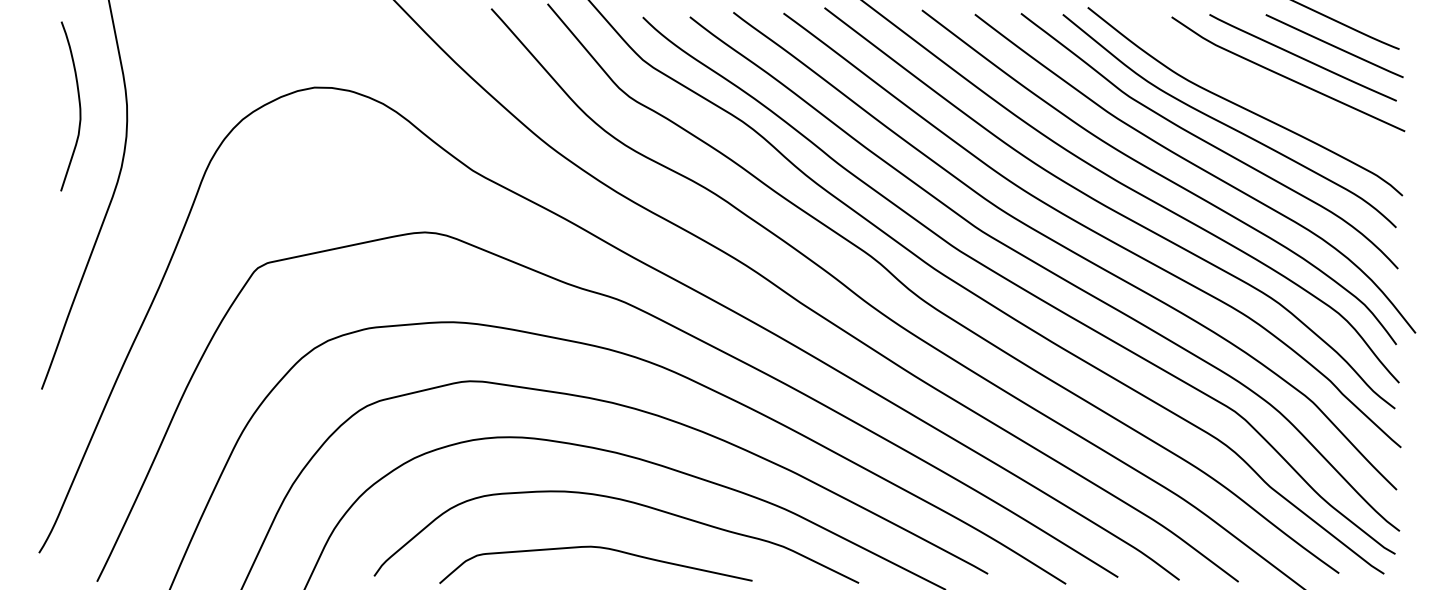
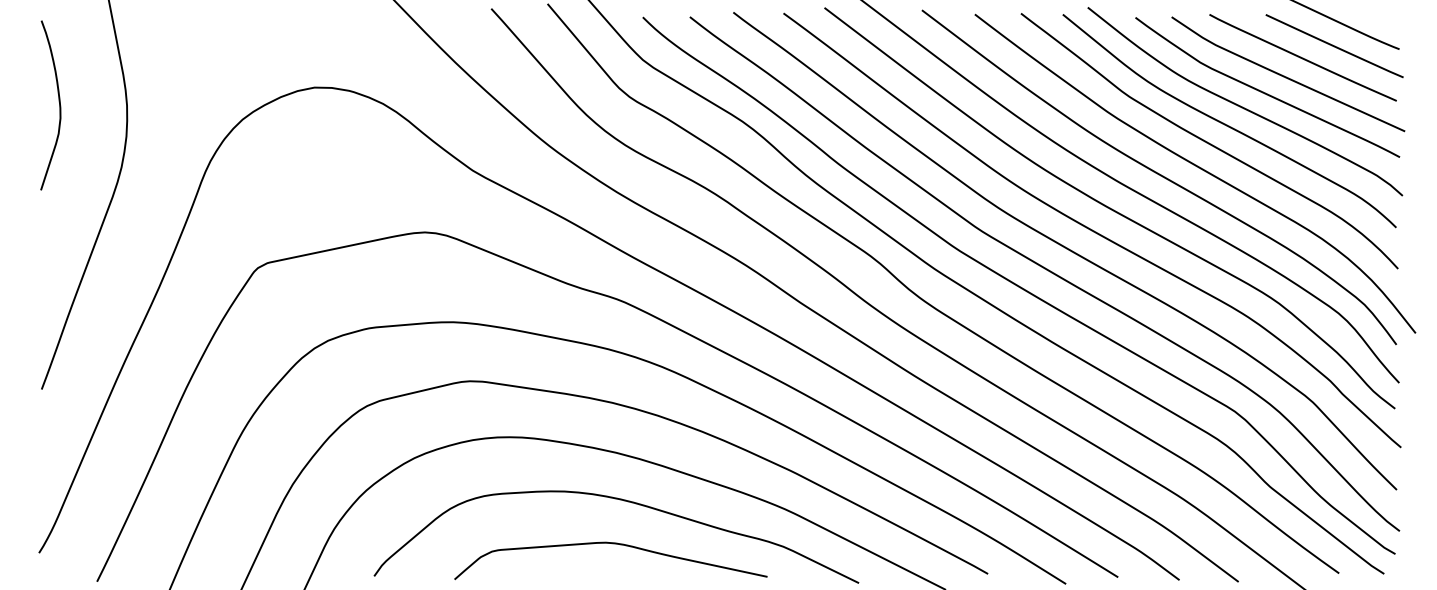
curve: none -> present (1265, 92)
curve position: (78, 102) -> (58, 101) (58, 101)
curve position: (597, 548) -> (612, 544) (612, 544)
